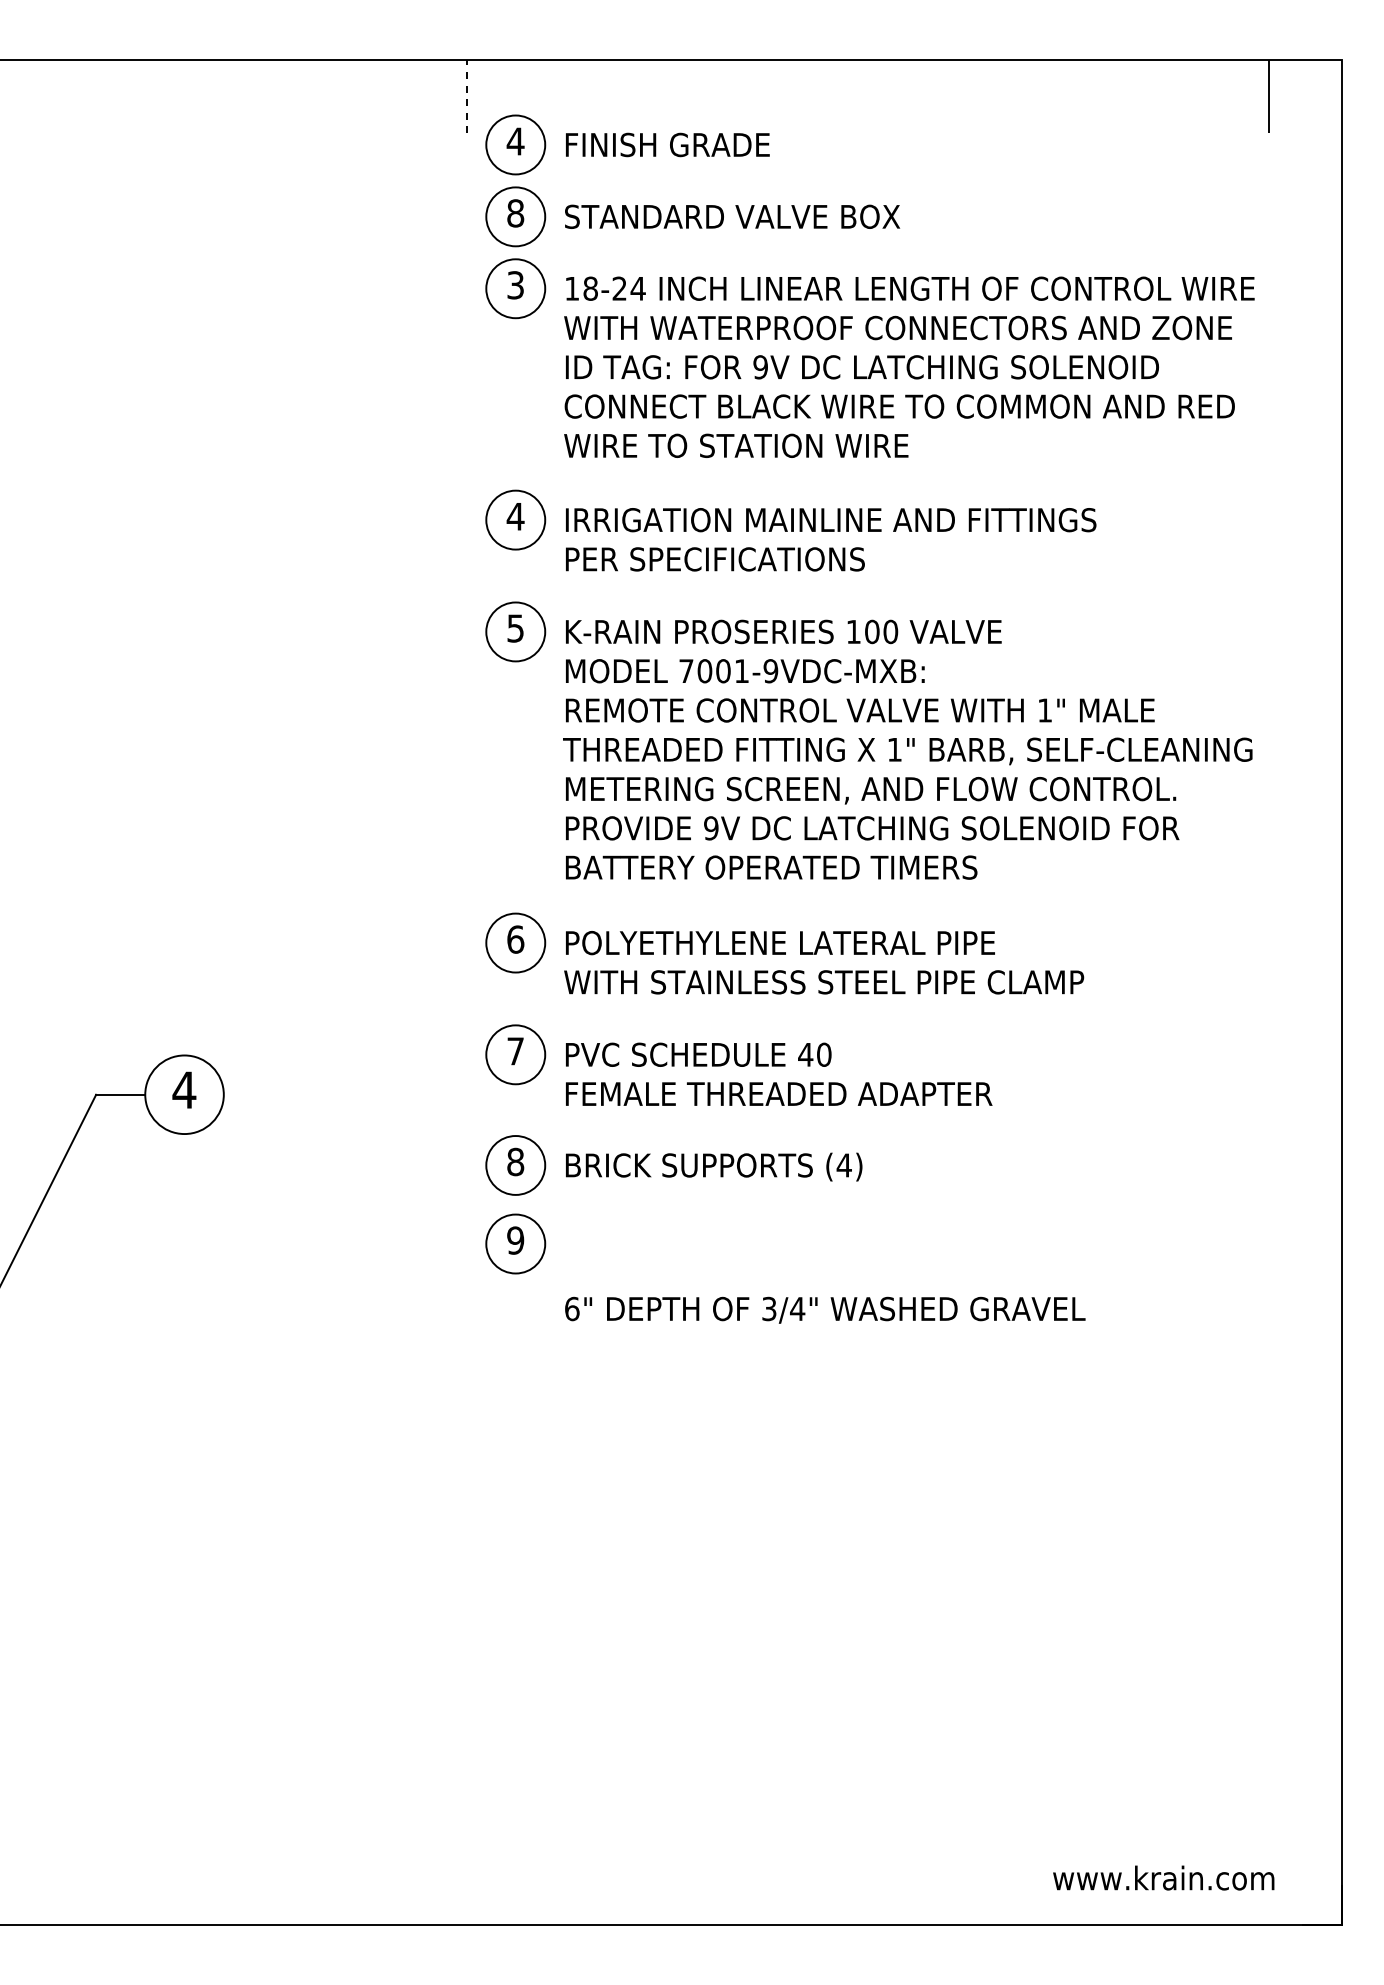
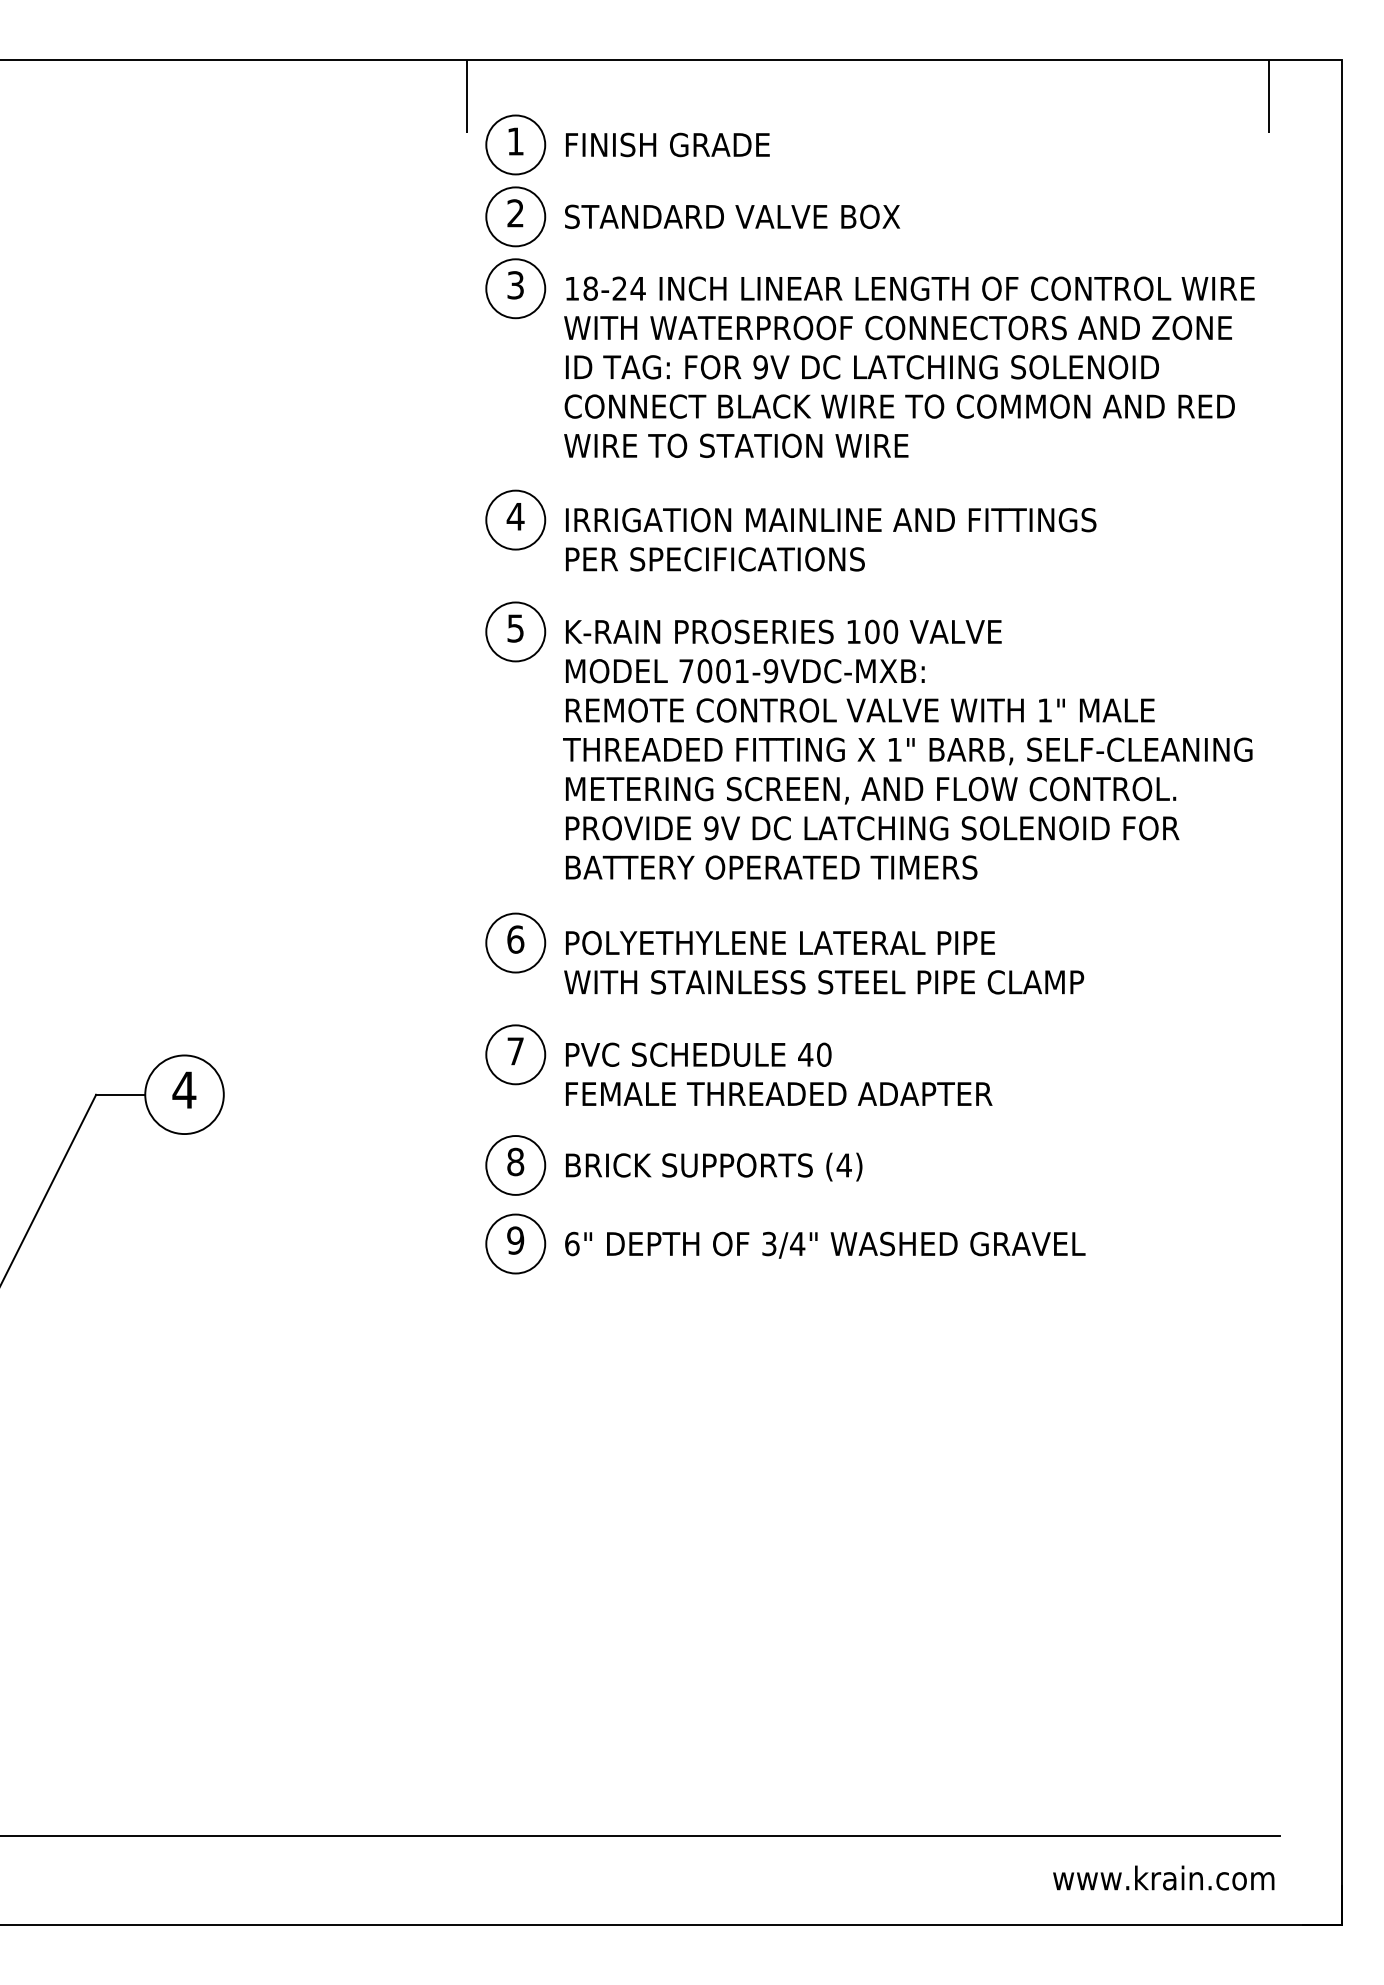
line: dashed -> solid (466, 96)
text: 4 -> 1 (515, 141)
text: 8 -> 2 (515, 213)
text position: (825, 1309) -> (825, 1244) (825, 1244)
line: none -> present (640, 1836)
